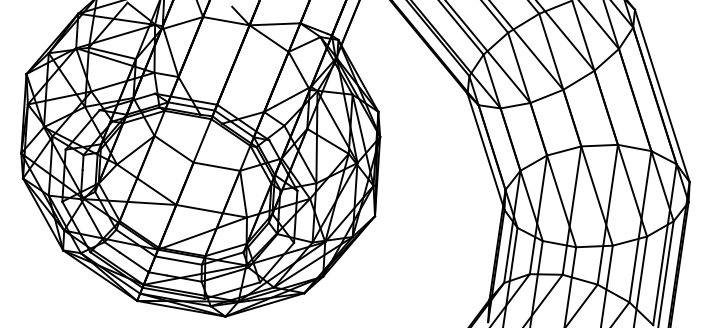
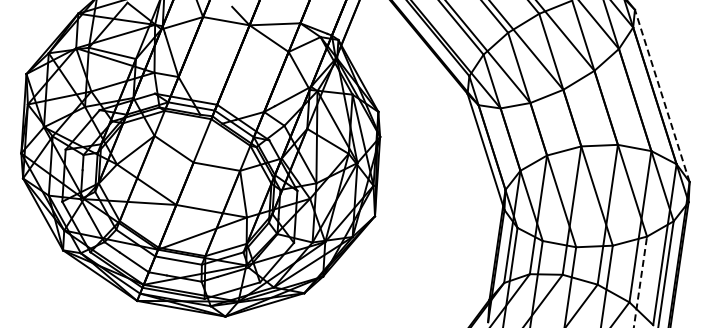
line: solid -> dashed (662, 95)
line: solid -> dashed (640, 282)
